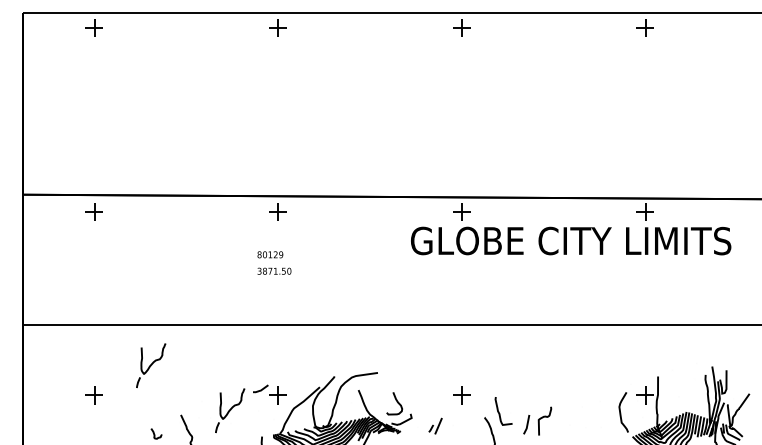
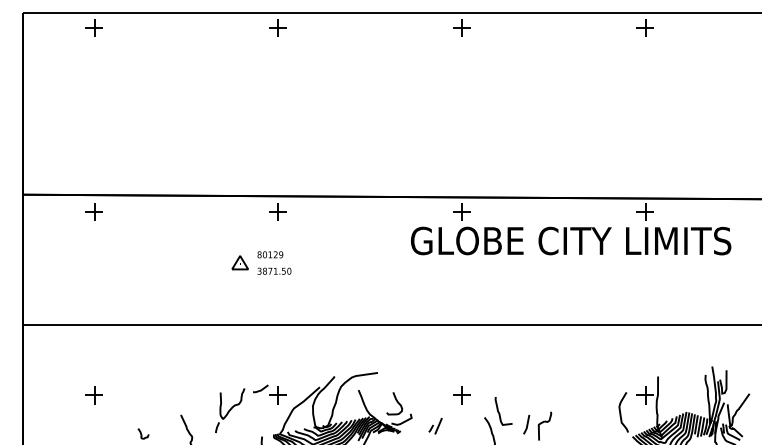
part: none -> present (239, 262)
part: present -> none (151, 365)
curve position: (542, 418) -> (542, 423) (542, 423)
curve position: (155, 434) -> (142, 434) (142, 434)
